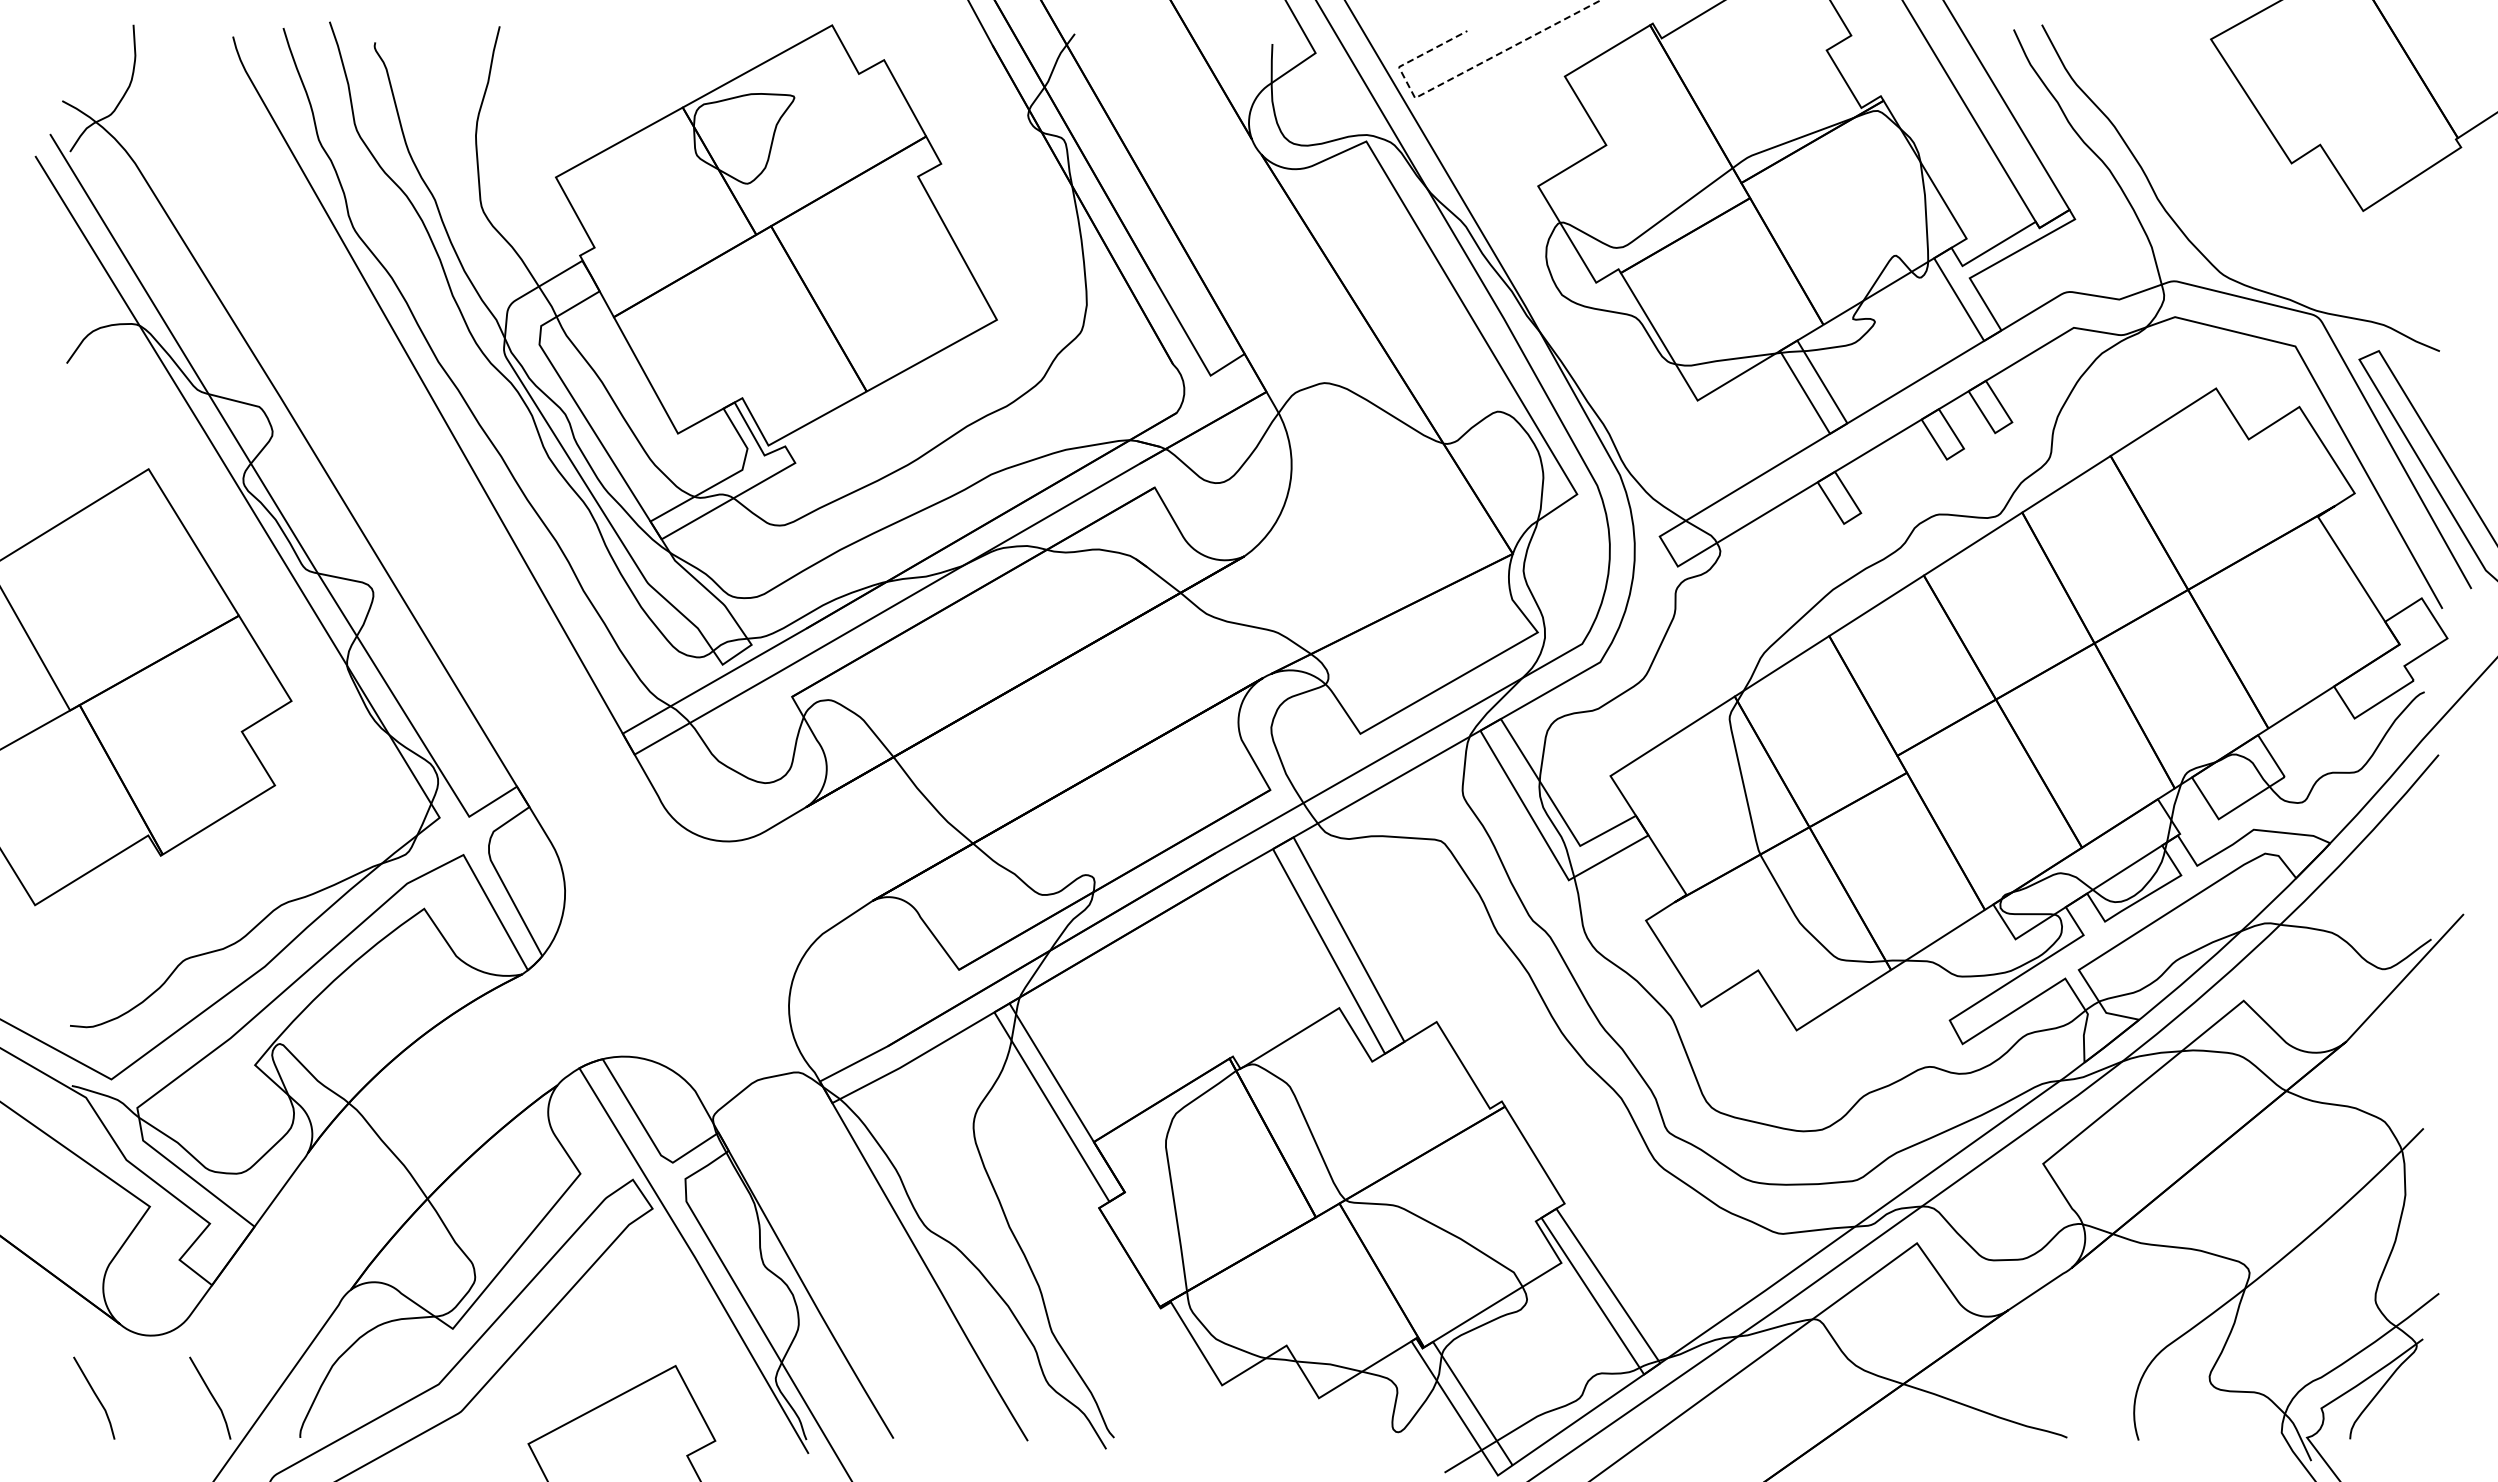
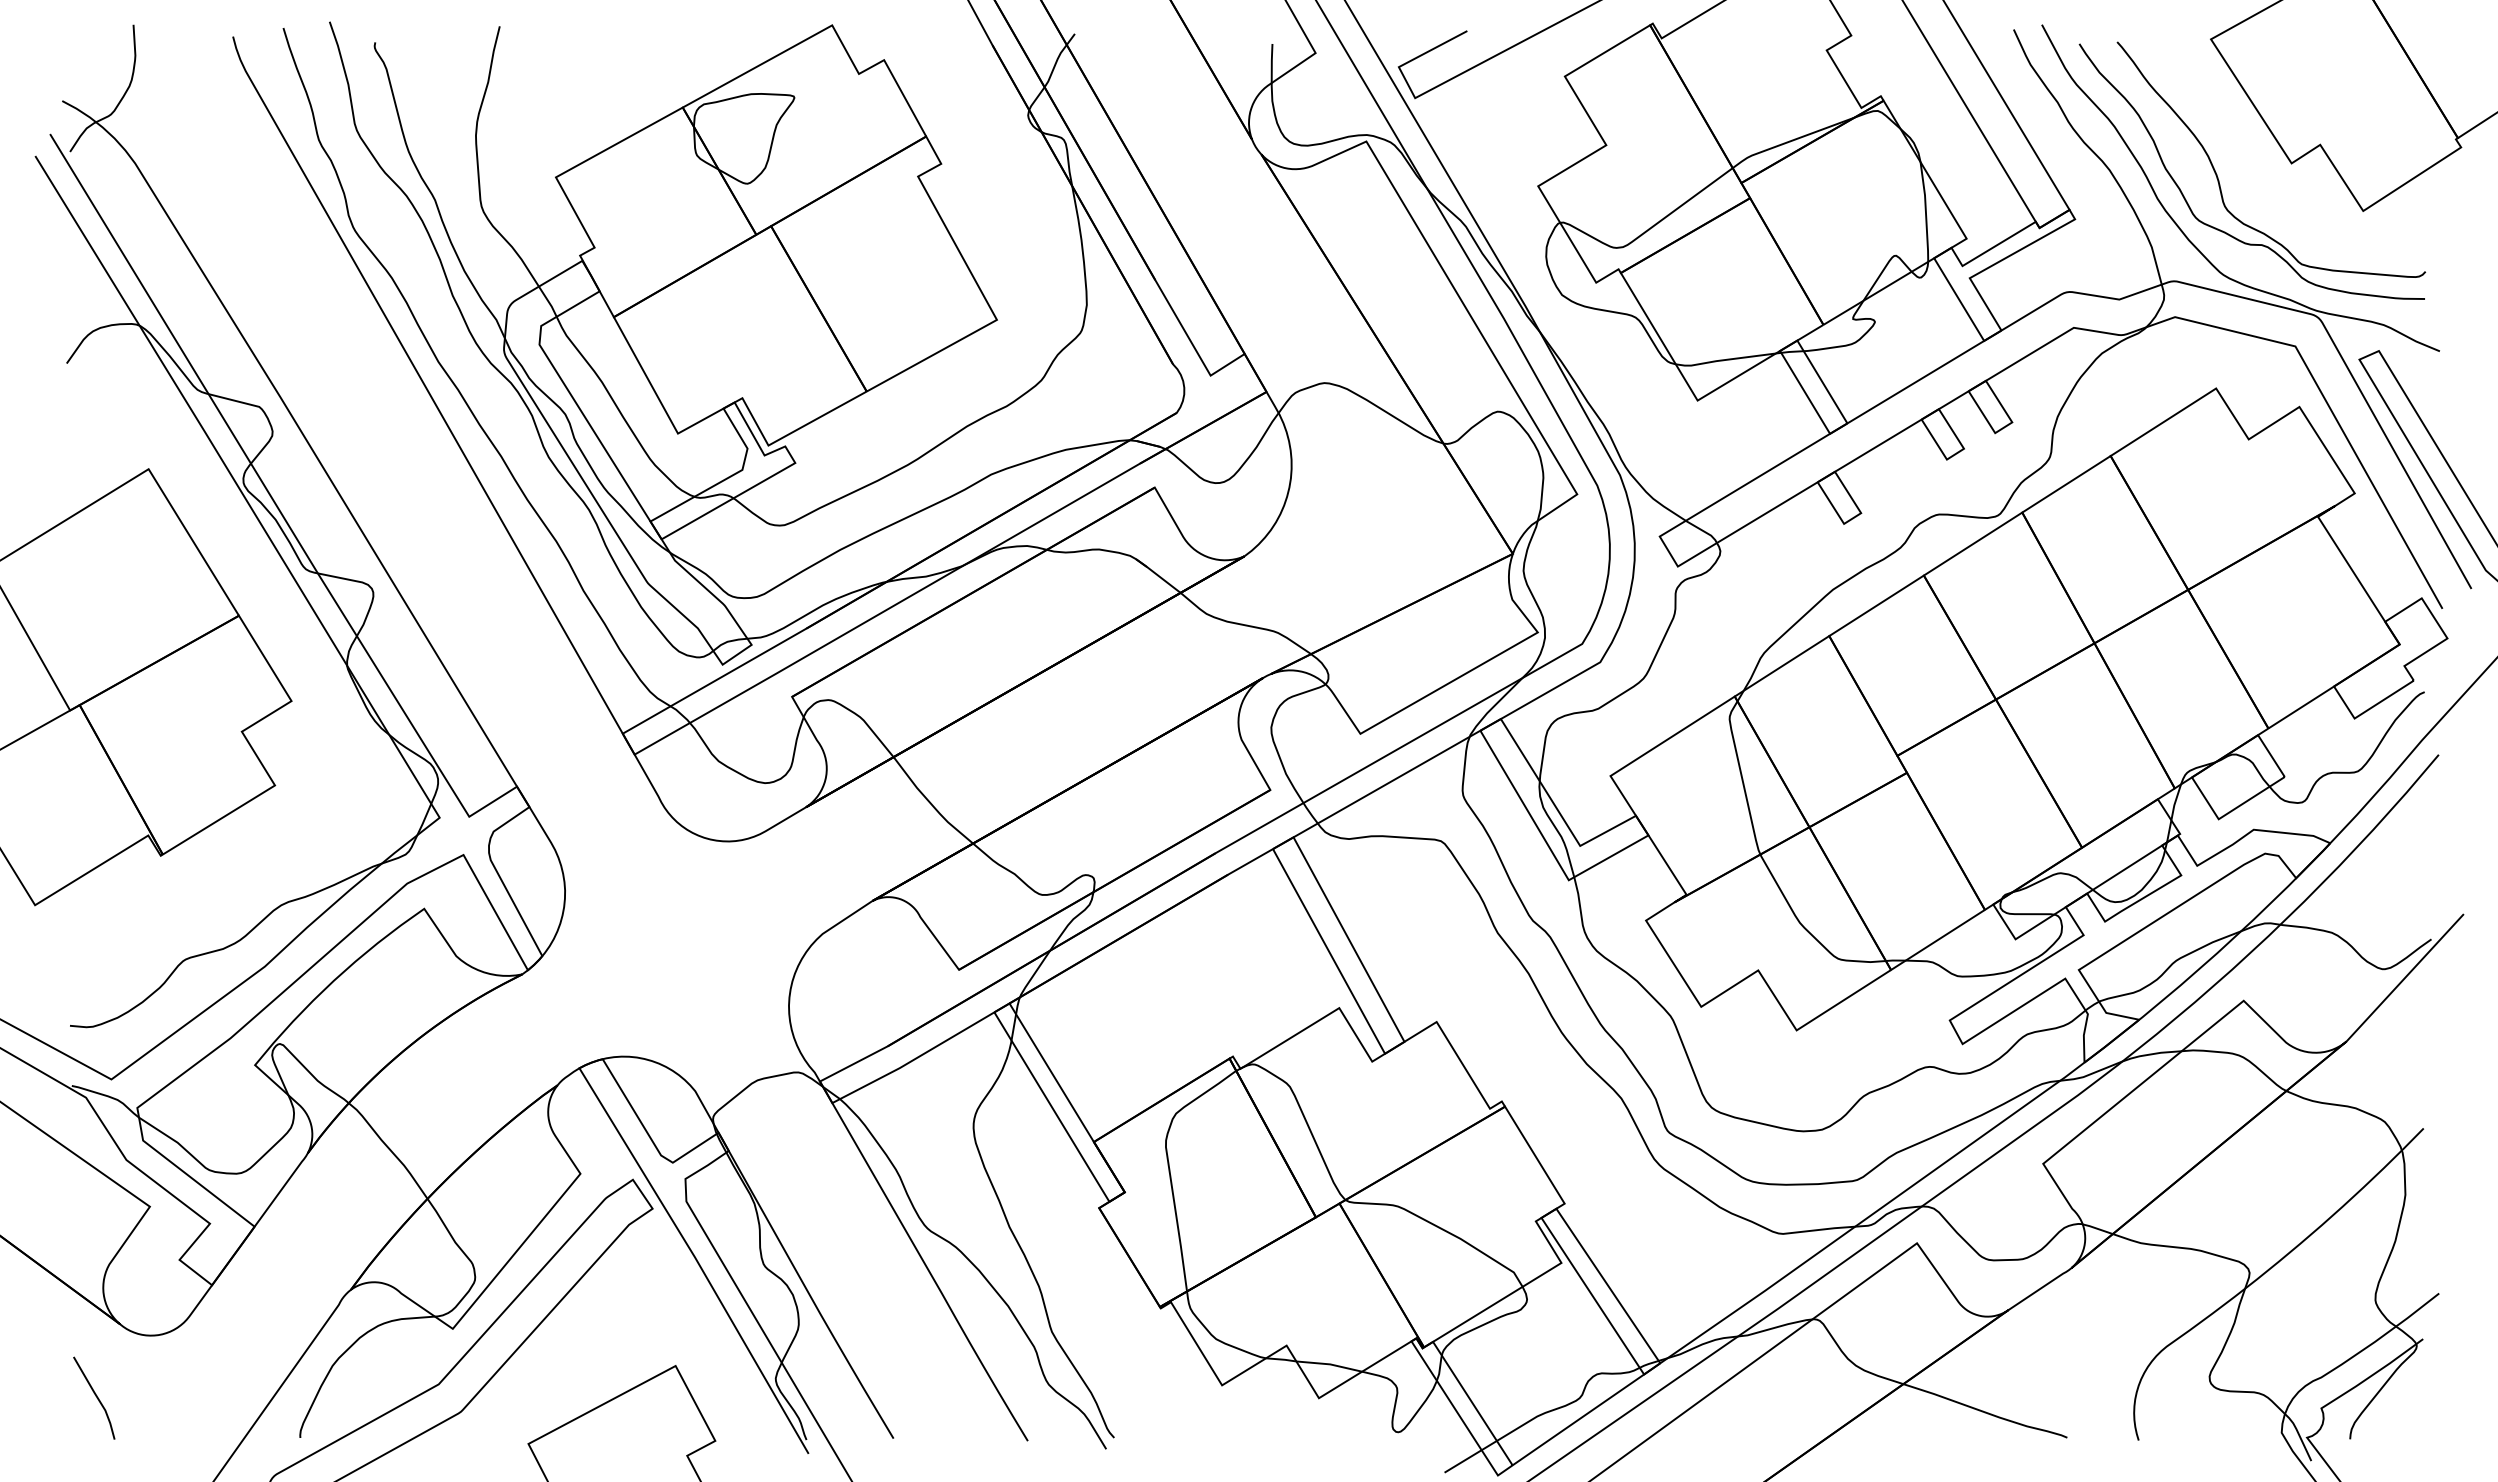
line: dashed -> solid (1456, 76)
part: none -> present (2219, 180)
line: present -> none (211, 1396)
